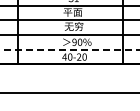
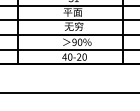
line: dashed -> solid (70, 49)
